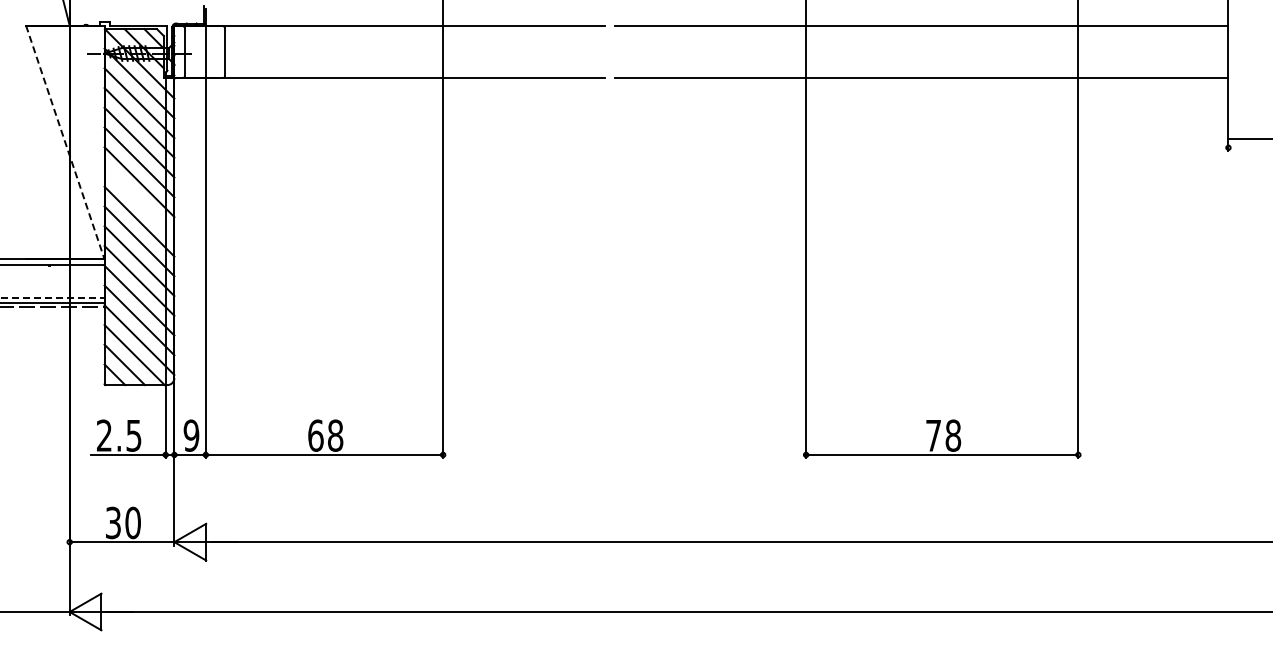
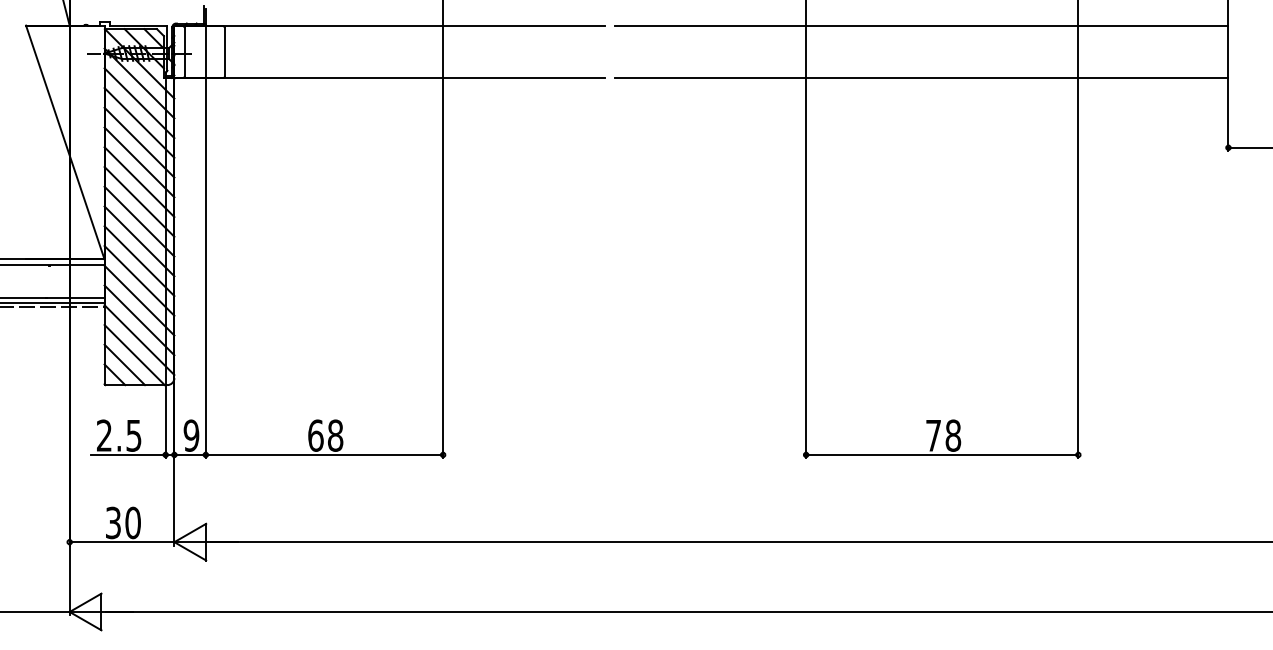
line position: (1248, 138) -> (1248, 147) (1248, 147)
line: dashed -> solid (65, 143)
line: none -> present (139, 201)
line: dashed -> solid (52, 297)
